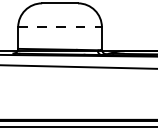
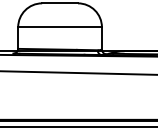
line: dashed -> solid (60, 27)
line position: (78, 66) -> (78, 72) (78, 72)
